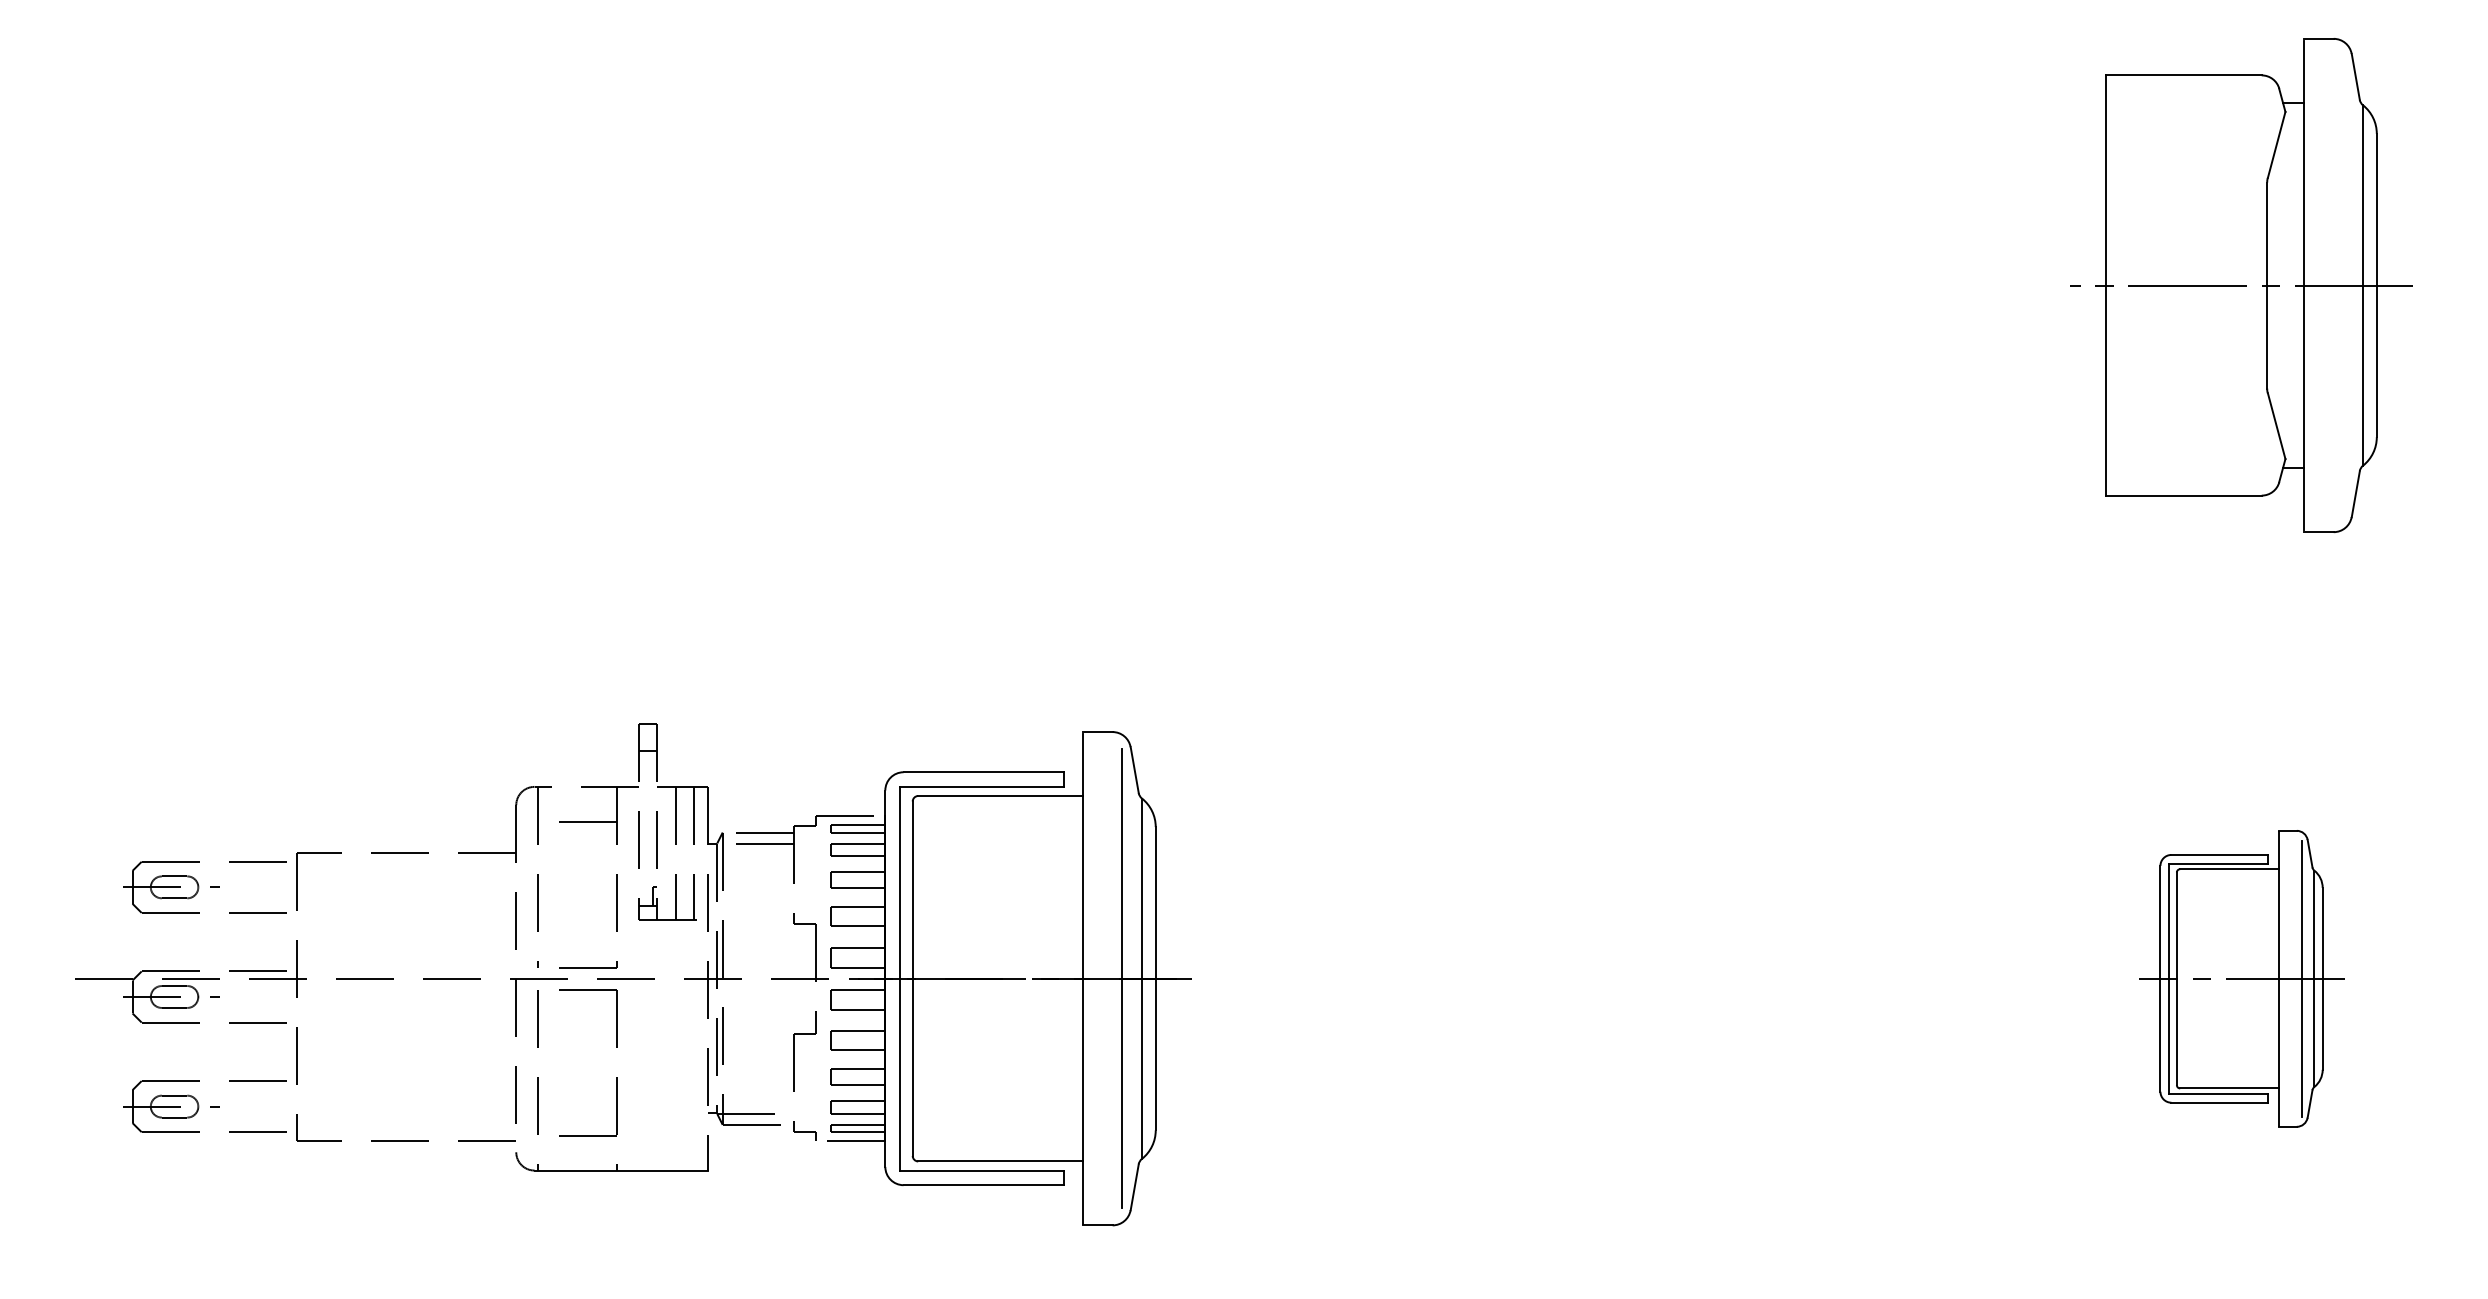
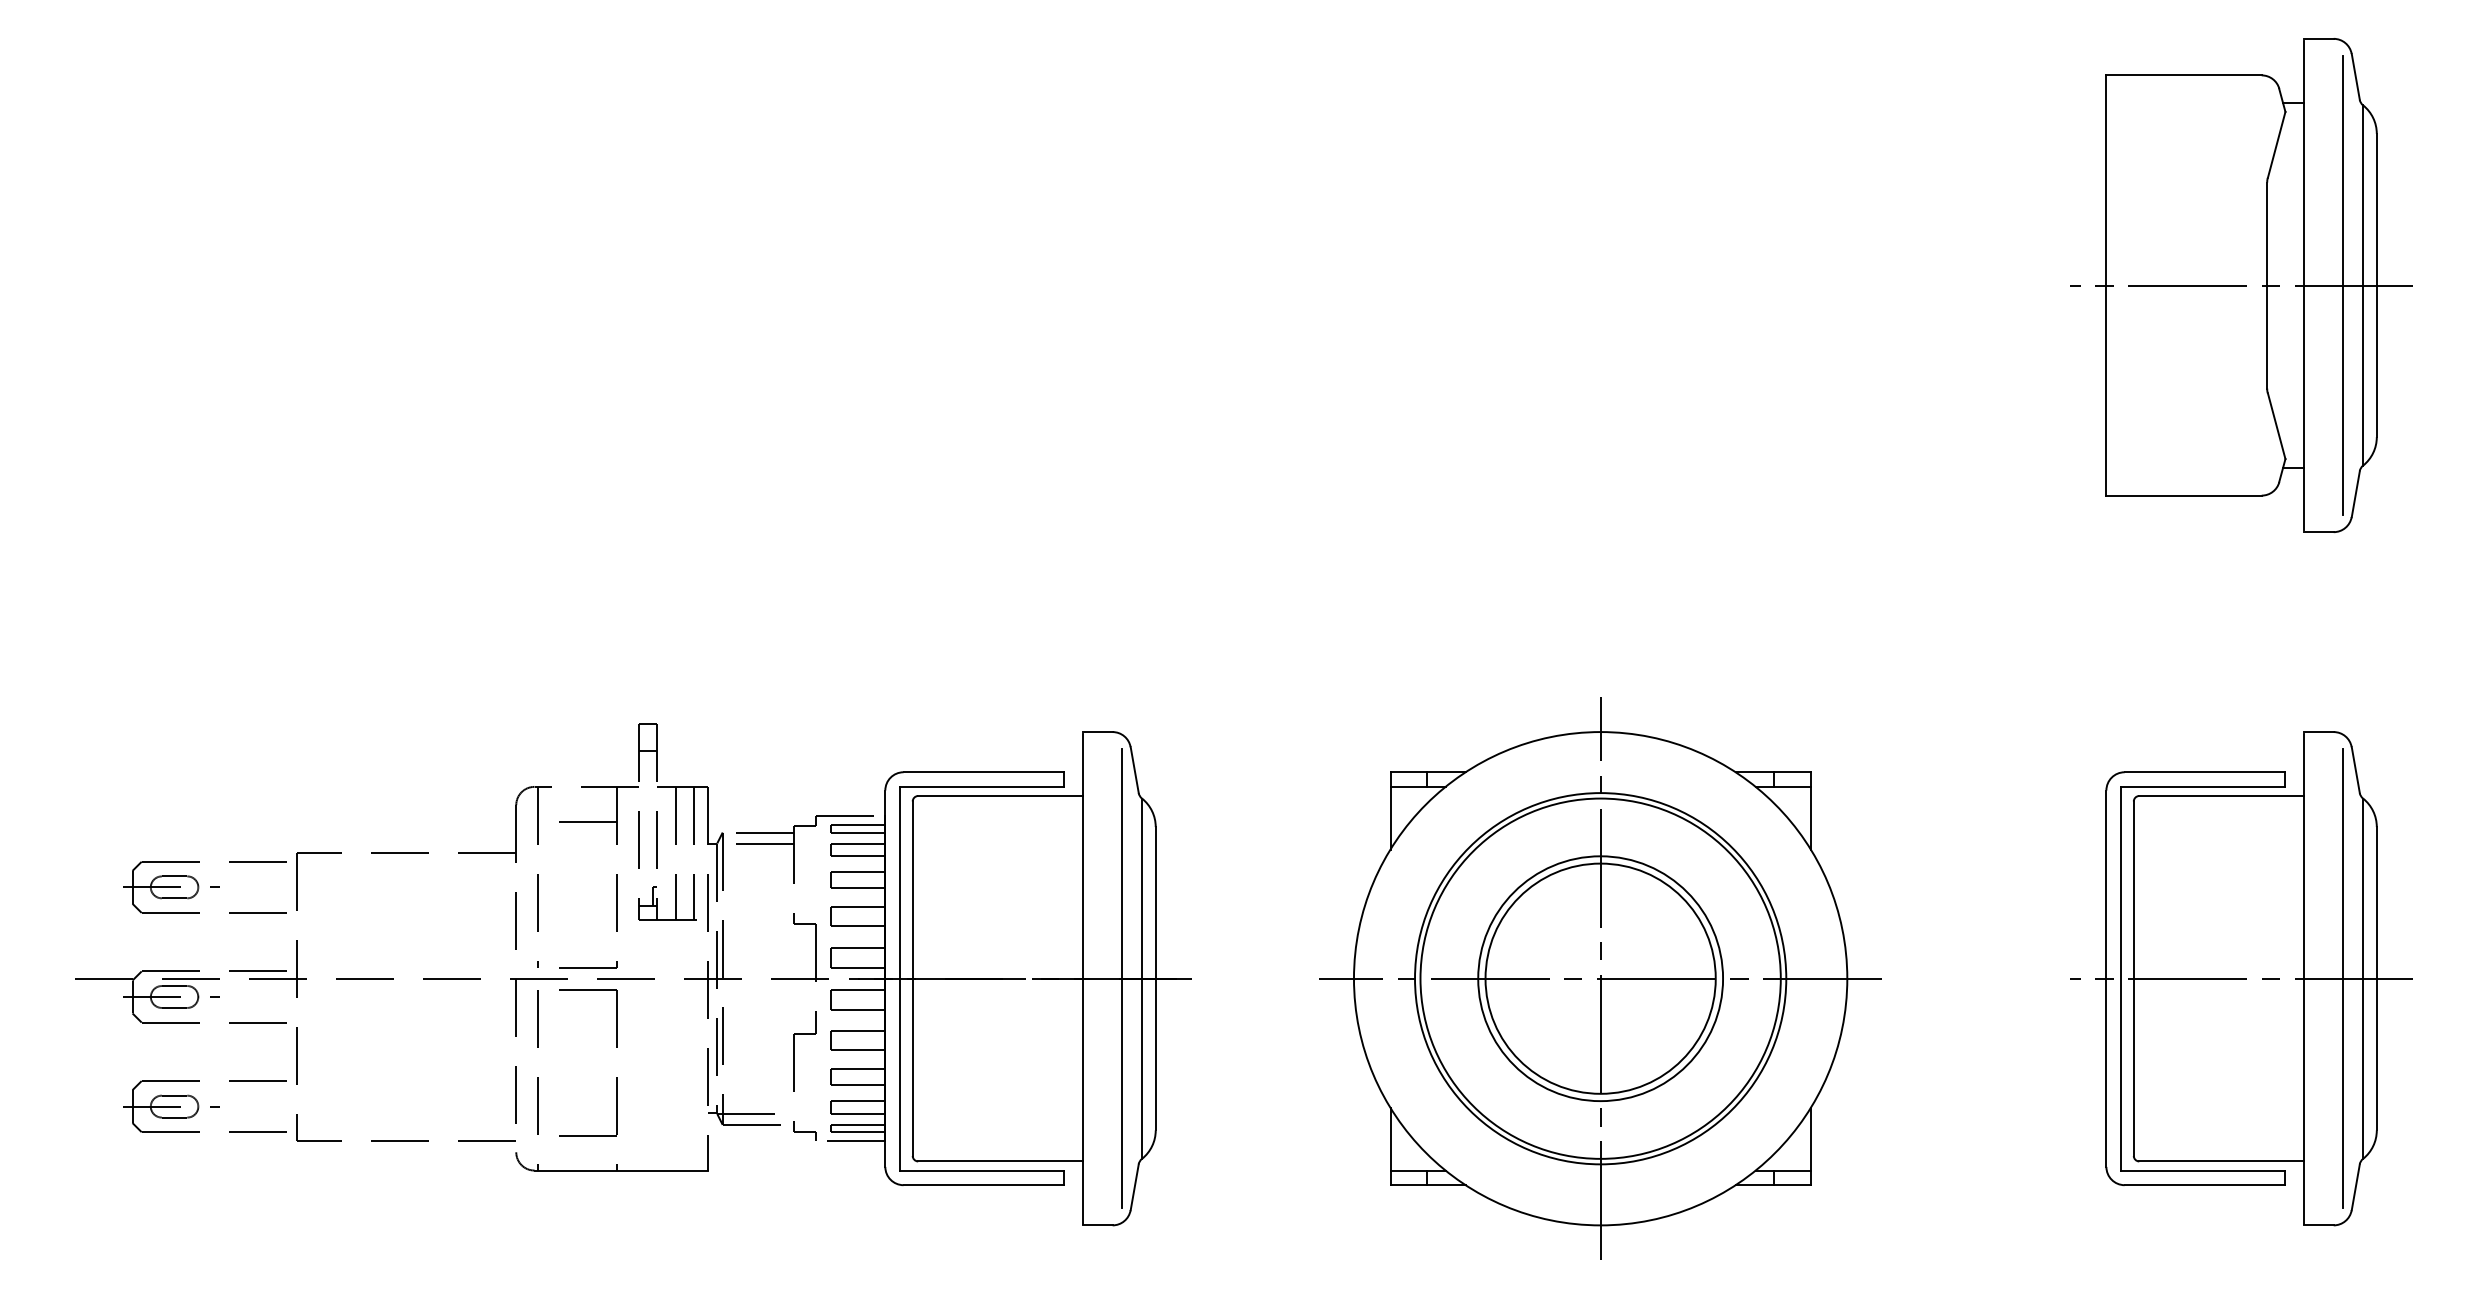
line: none -> present (2343, 285)
part: none -> present (1600, 978)
part size: 206x298 px -> 343x496 px (2241, 978)
